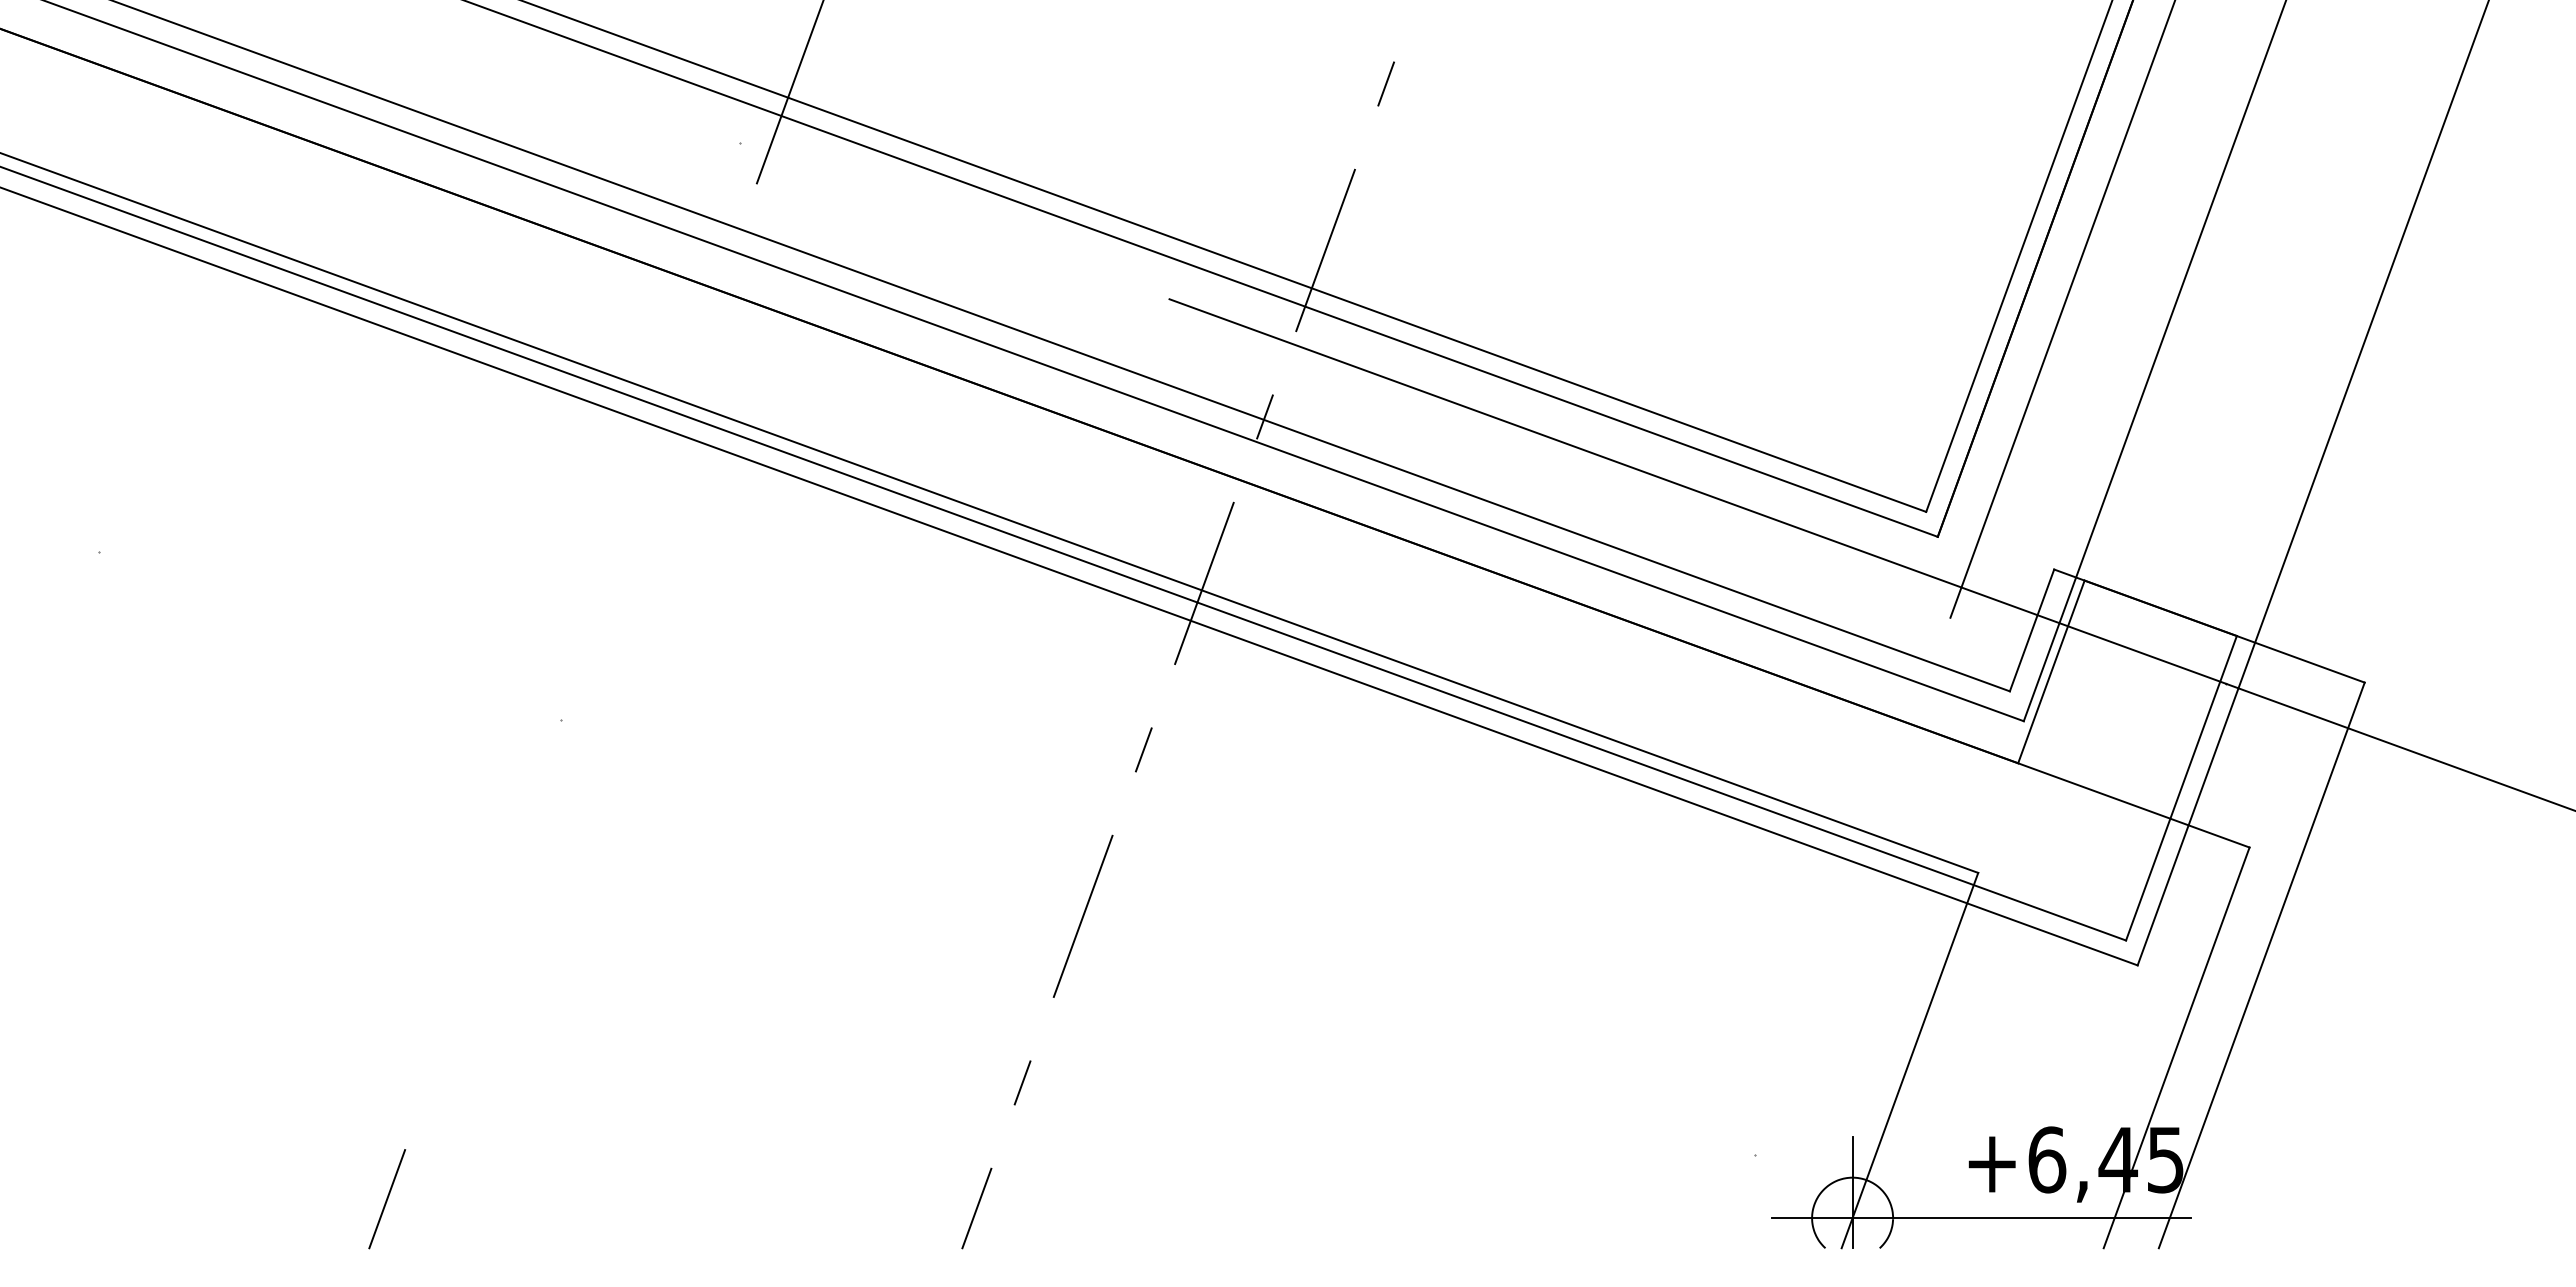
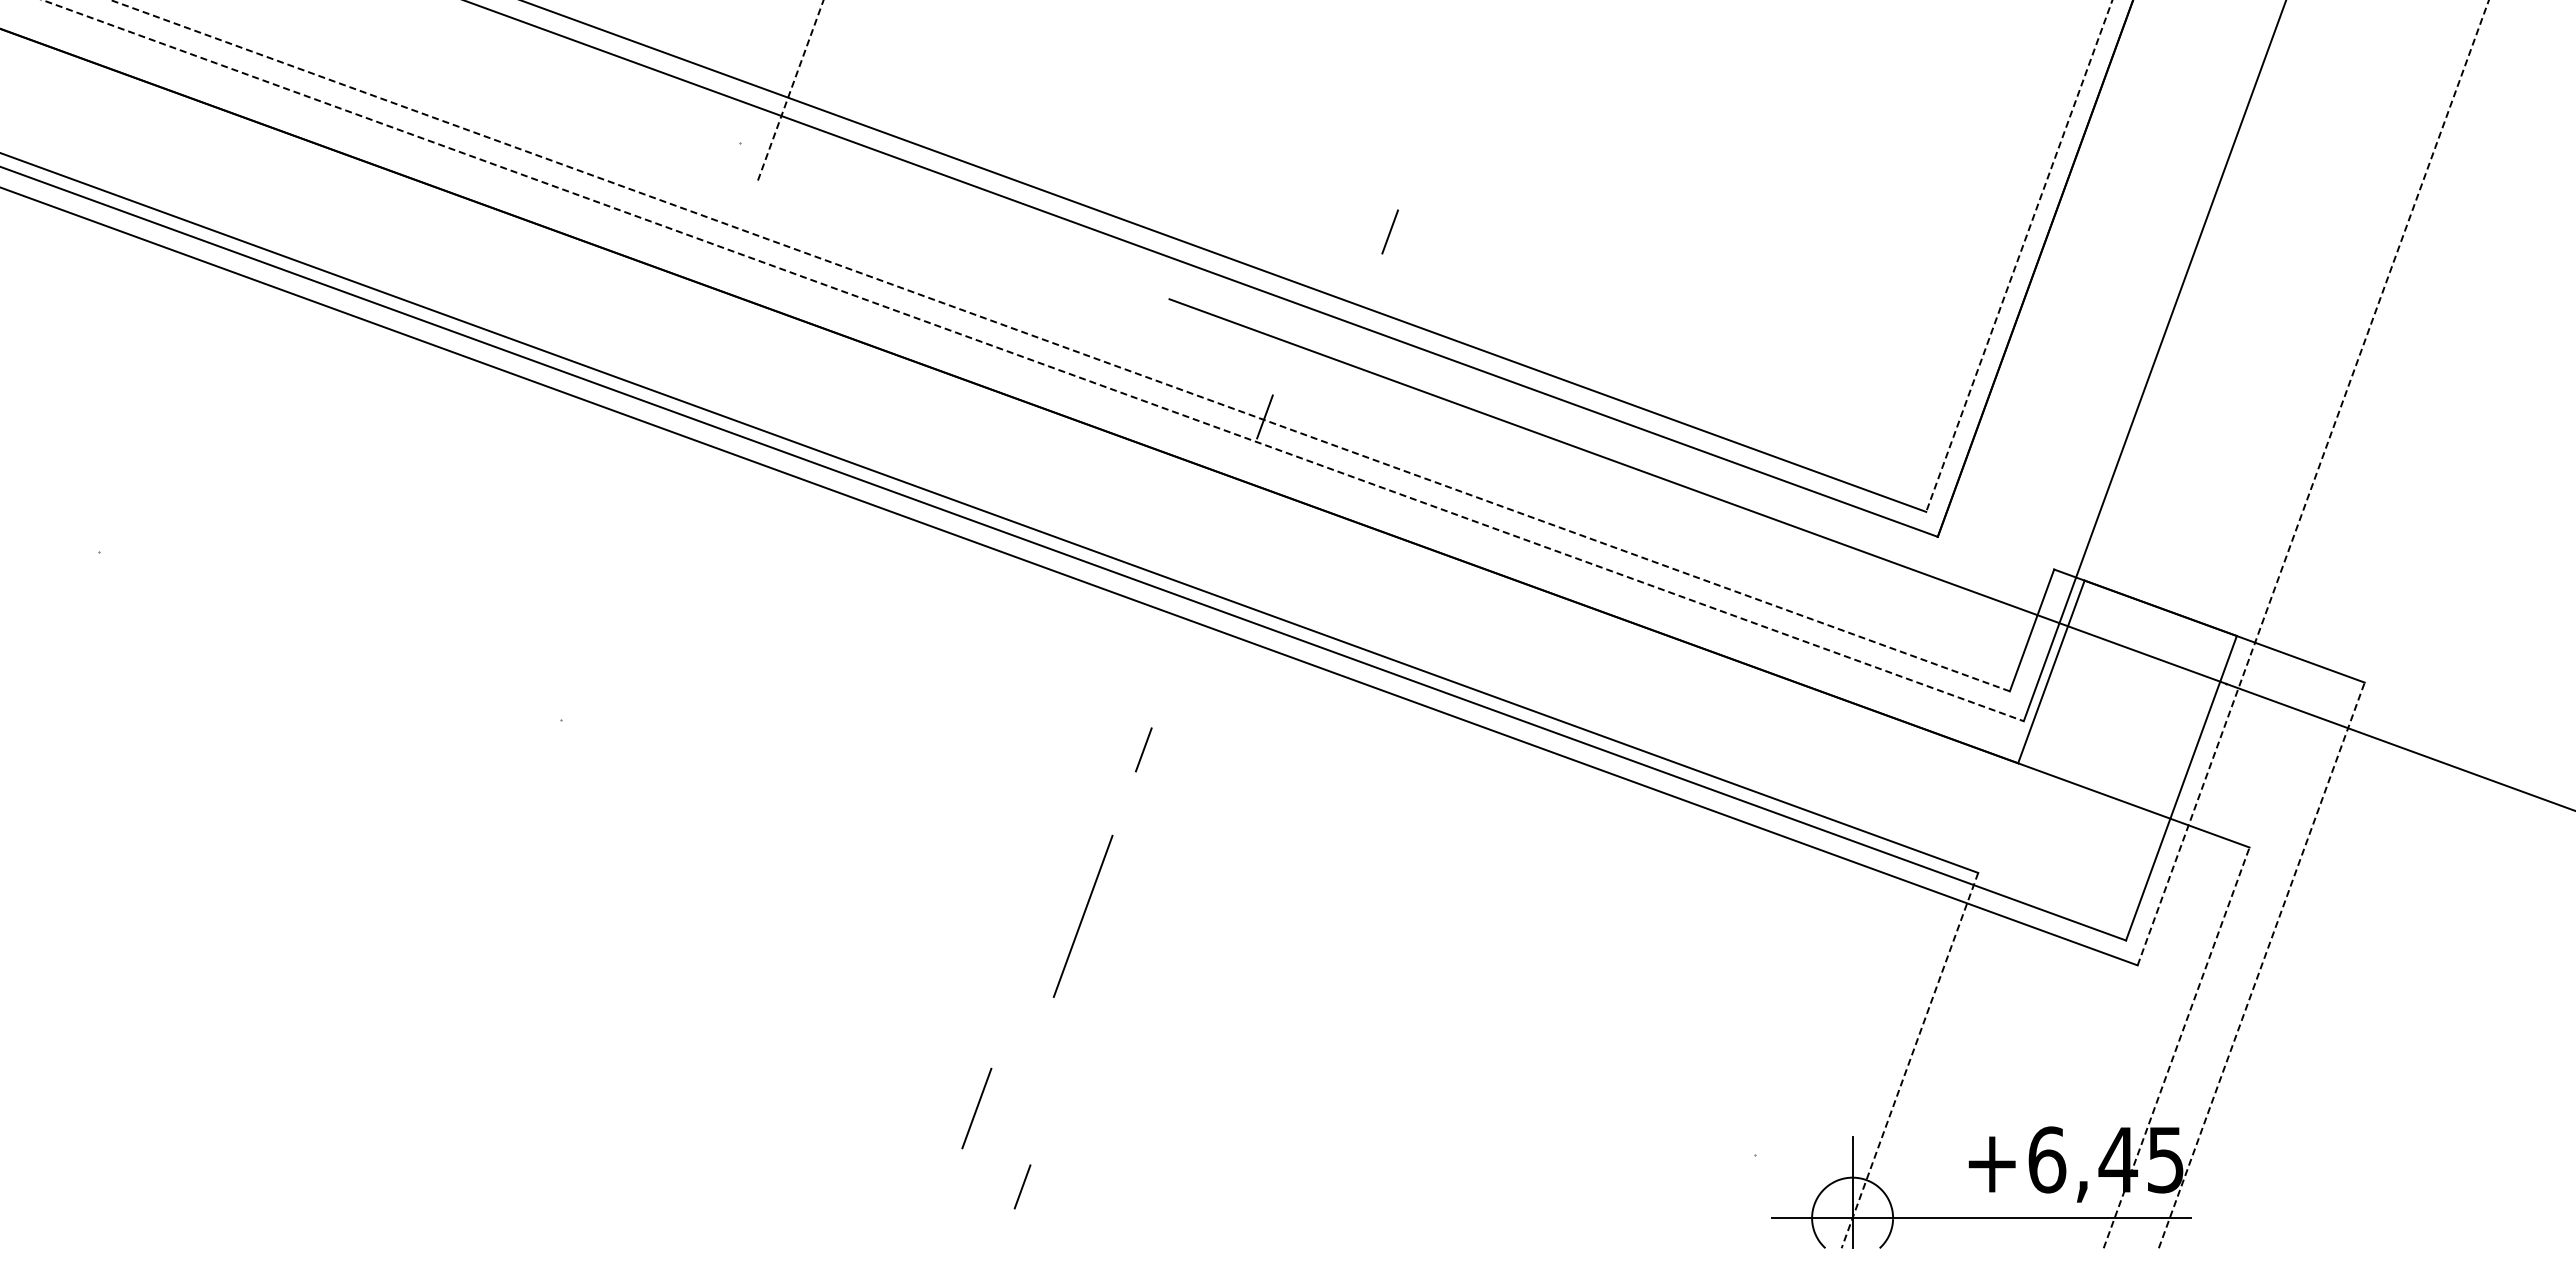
line position: (1385, 83) -> (1389, 231) (1389, 231)
line: solid -> dashed (790, 92)
line: present -> none (1325, 250)
line: solid -> dashed (2019, 256)
line: present -> none (2062, 309)
line: solid -> dashed (1059, 345)
line: solid -> dashed (1033, 360)
line: solid -> dashed (2313, 482)
line: present -> none (1204, 583)
line: solid -> dashed (2261, 965)
line: solid -> dashed (2176, 1047)
line: solid -> dashed (1909, 1060)
line position: (1022, 1082) -> (1022, 1186) (1022, 1186)
line: present -> none (387, 1199)
line position: (976, 1208) -> (976, 1108) (976, 1108)
